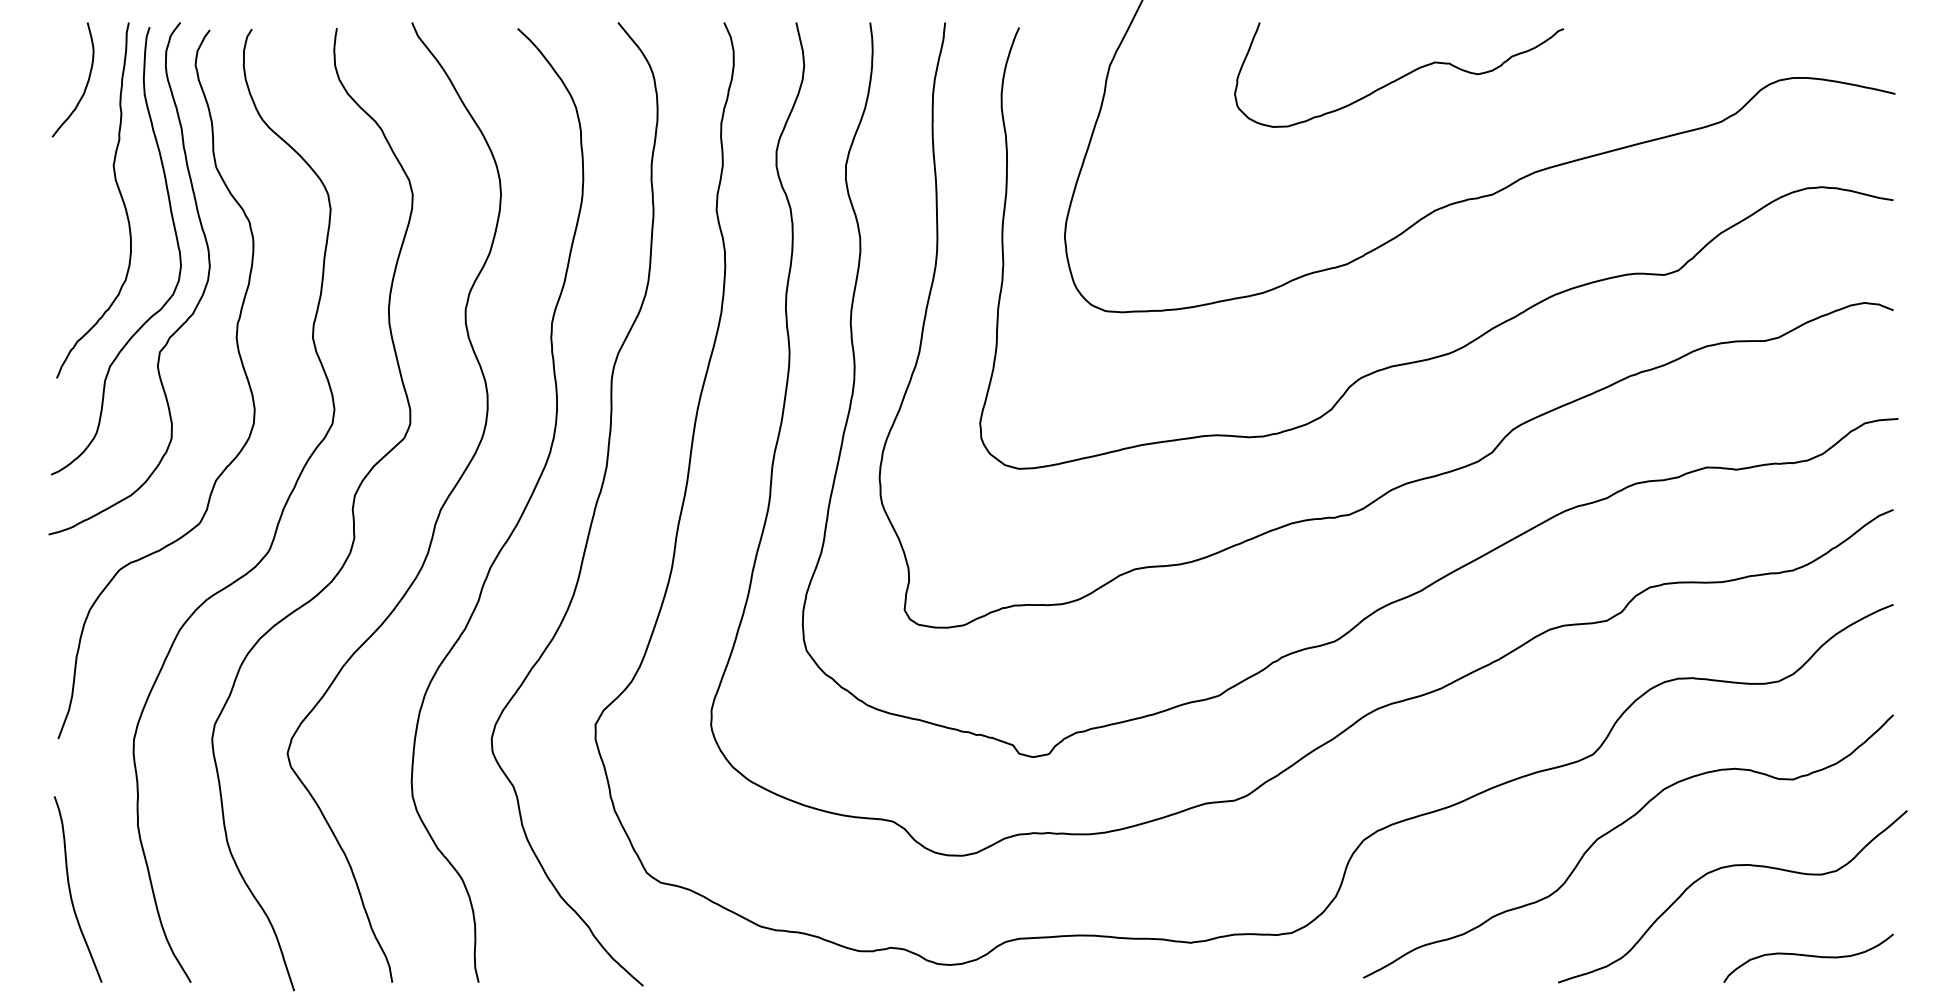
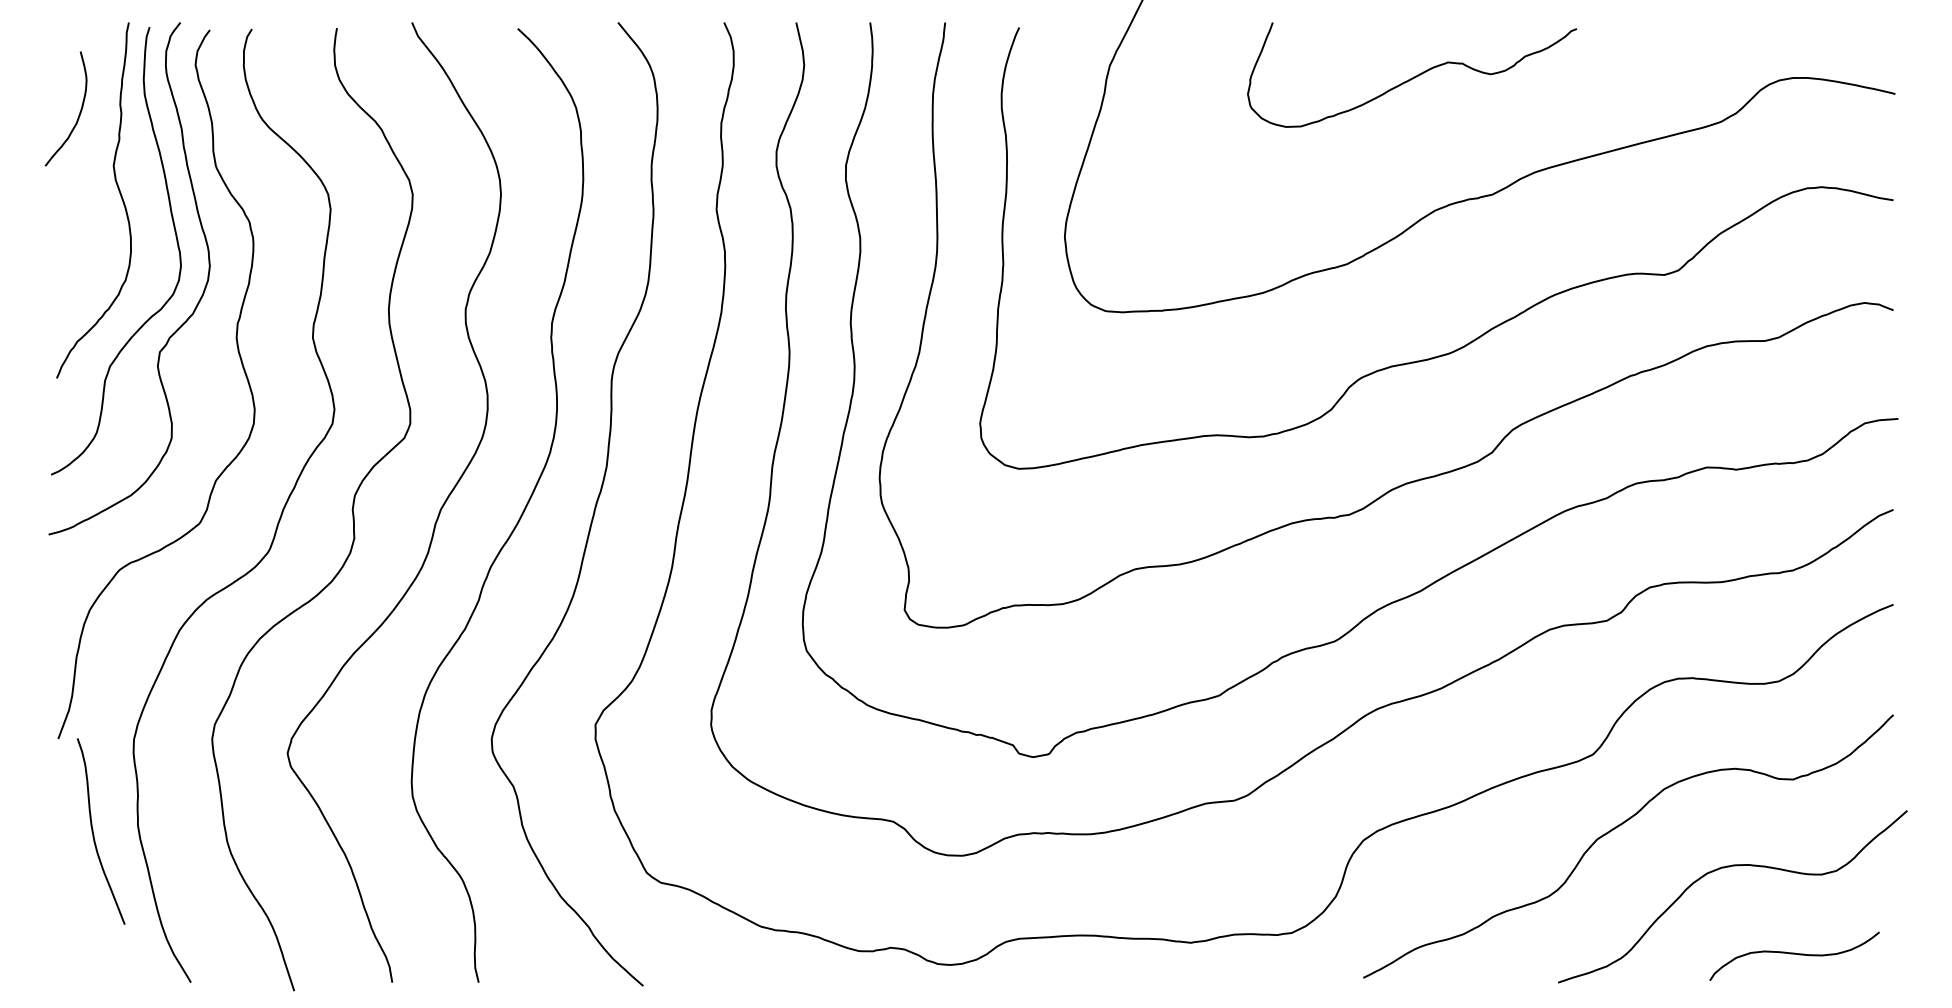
curve position: (1401, 76) -> (1414, 76) (1414, 76)
curve position: (85, 85) -> (78, 114) (78, 114)
curve position: (71, 892) -> (94, 834) (94, 834)
curve position: (1808, 956) -> (1794, 954) (1794, 954)
